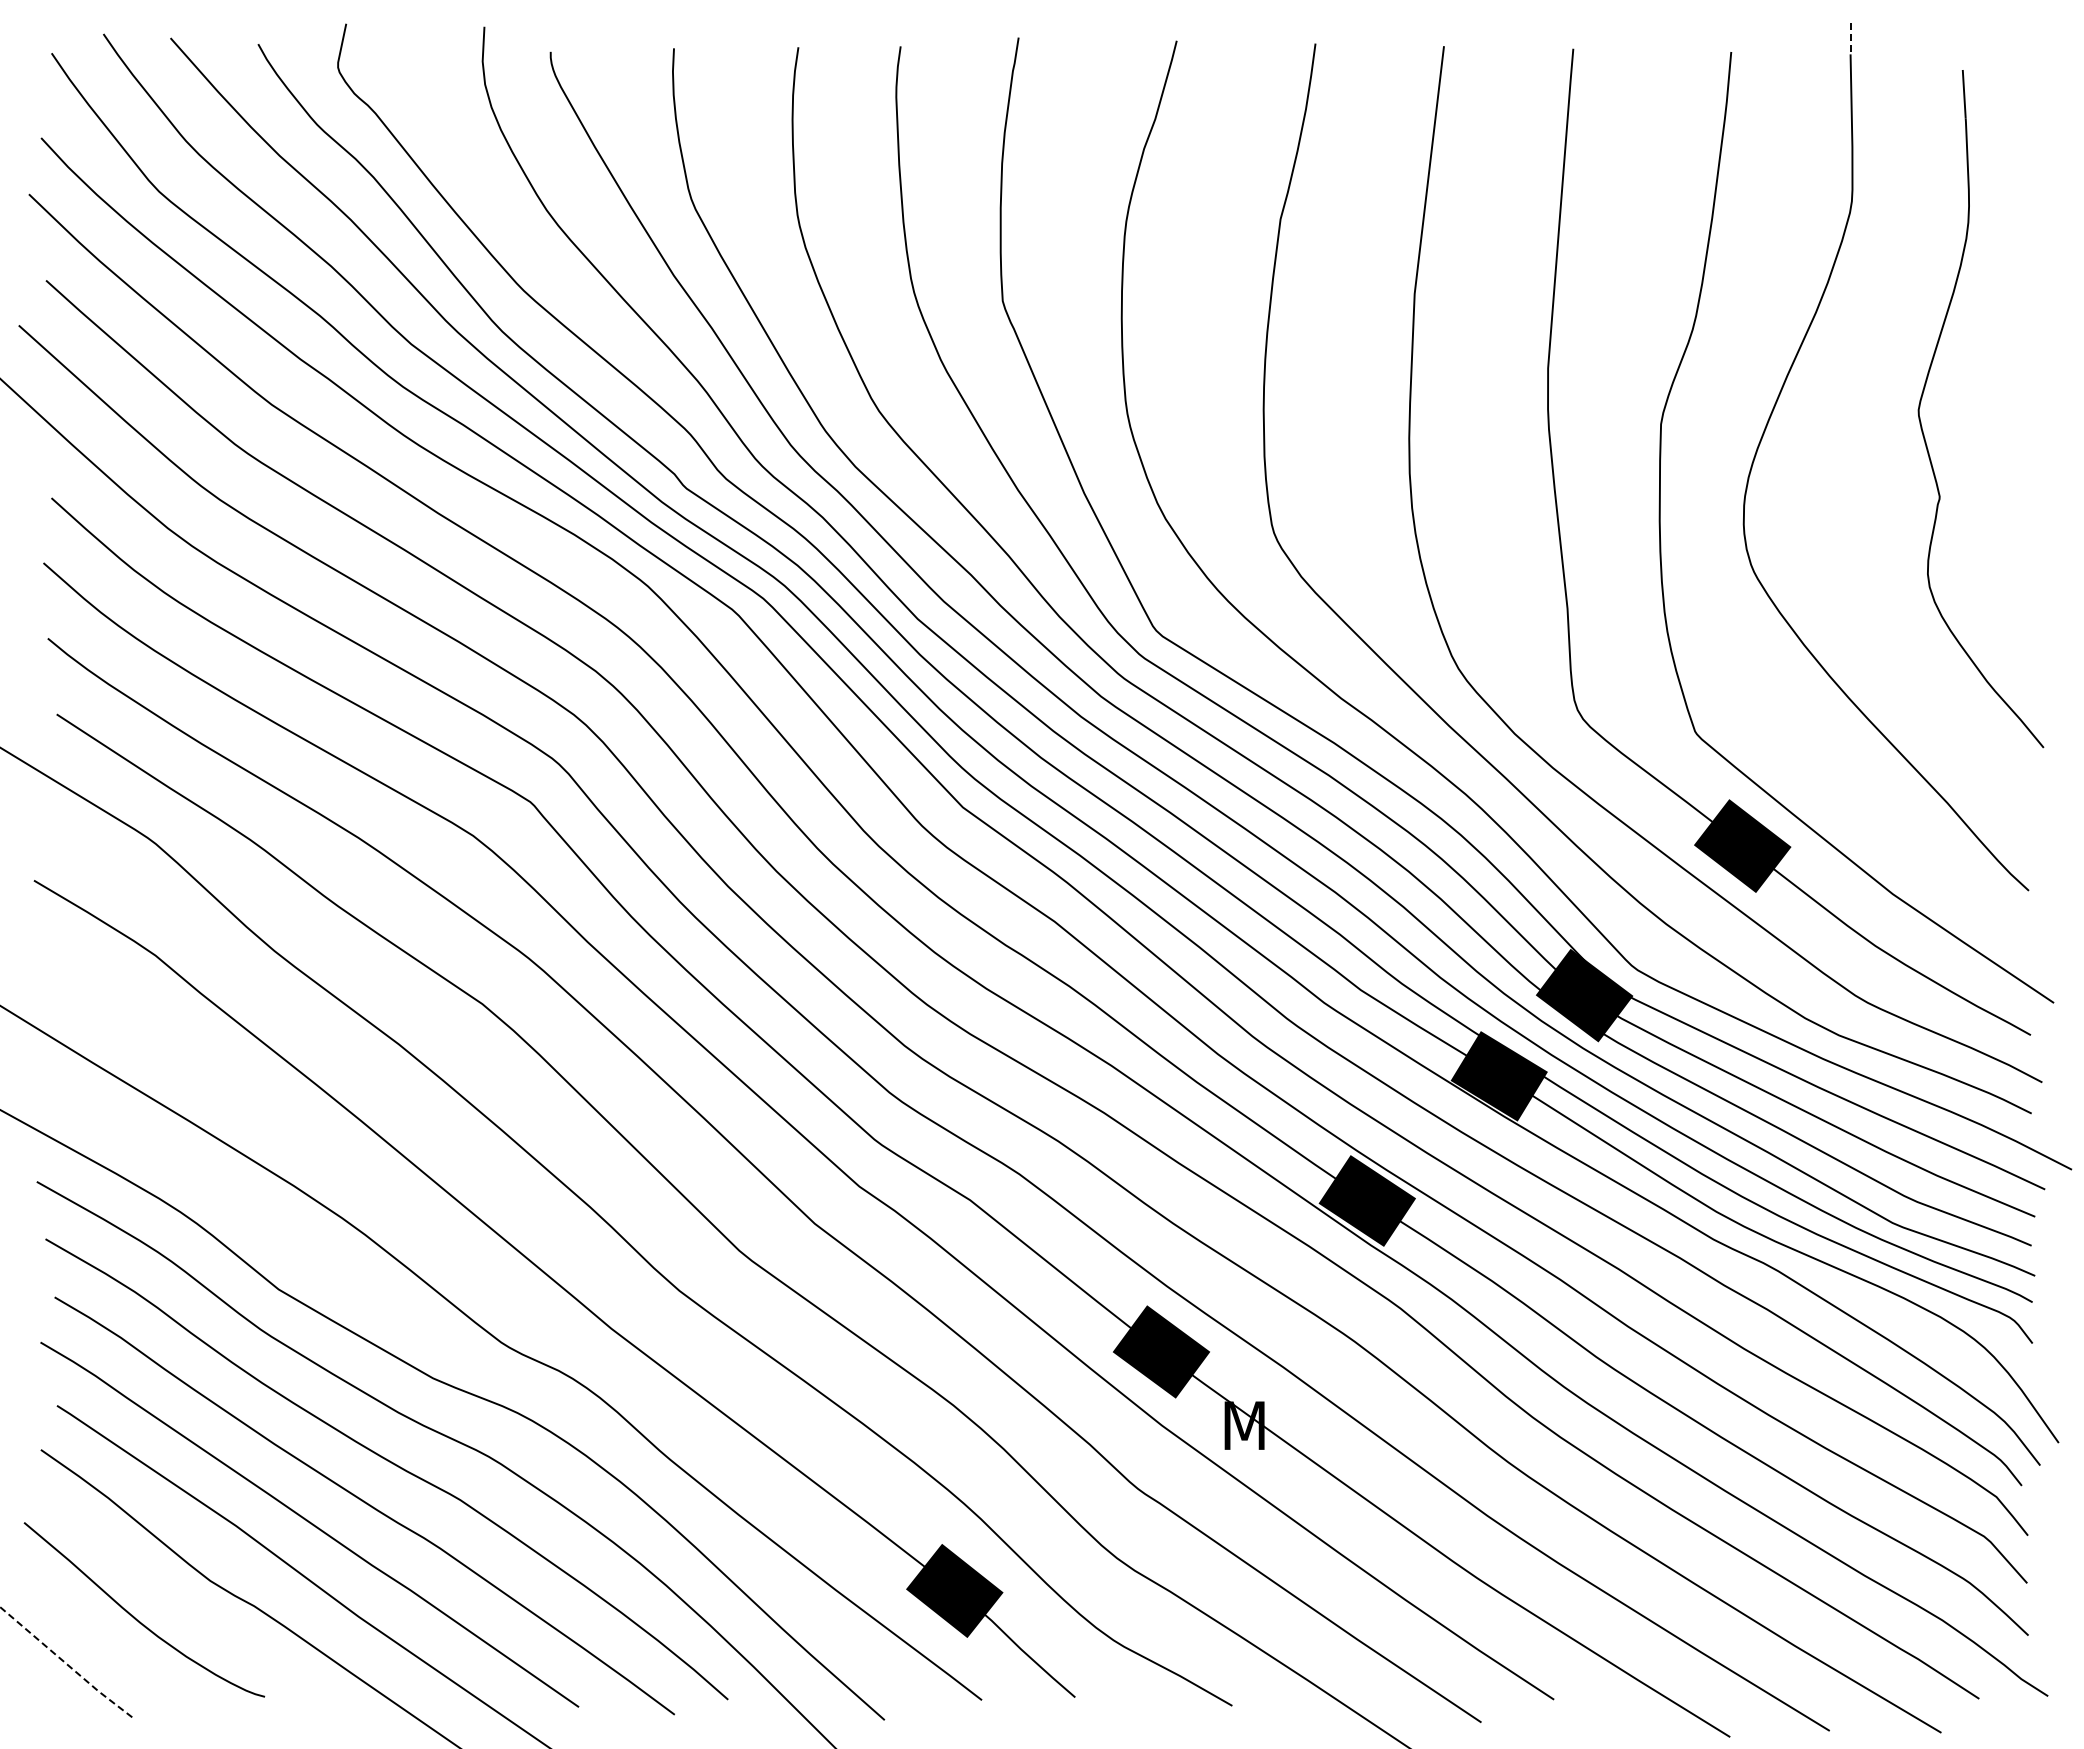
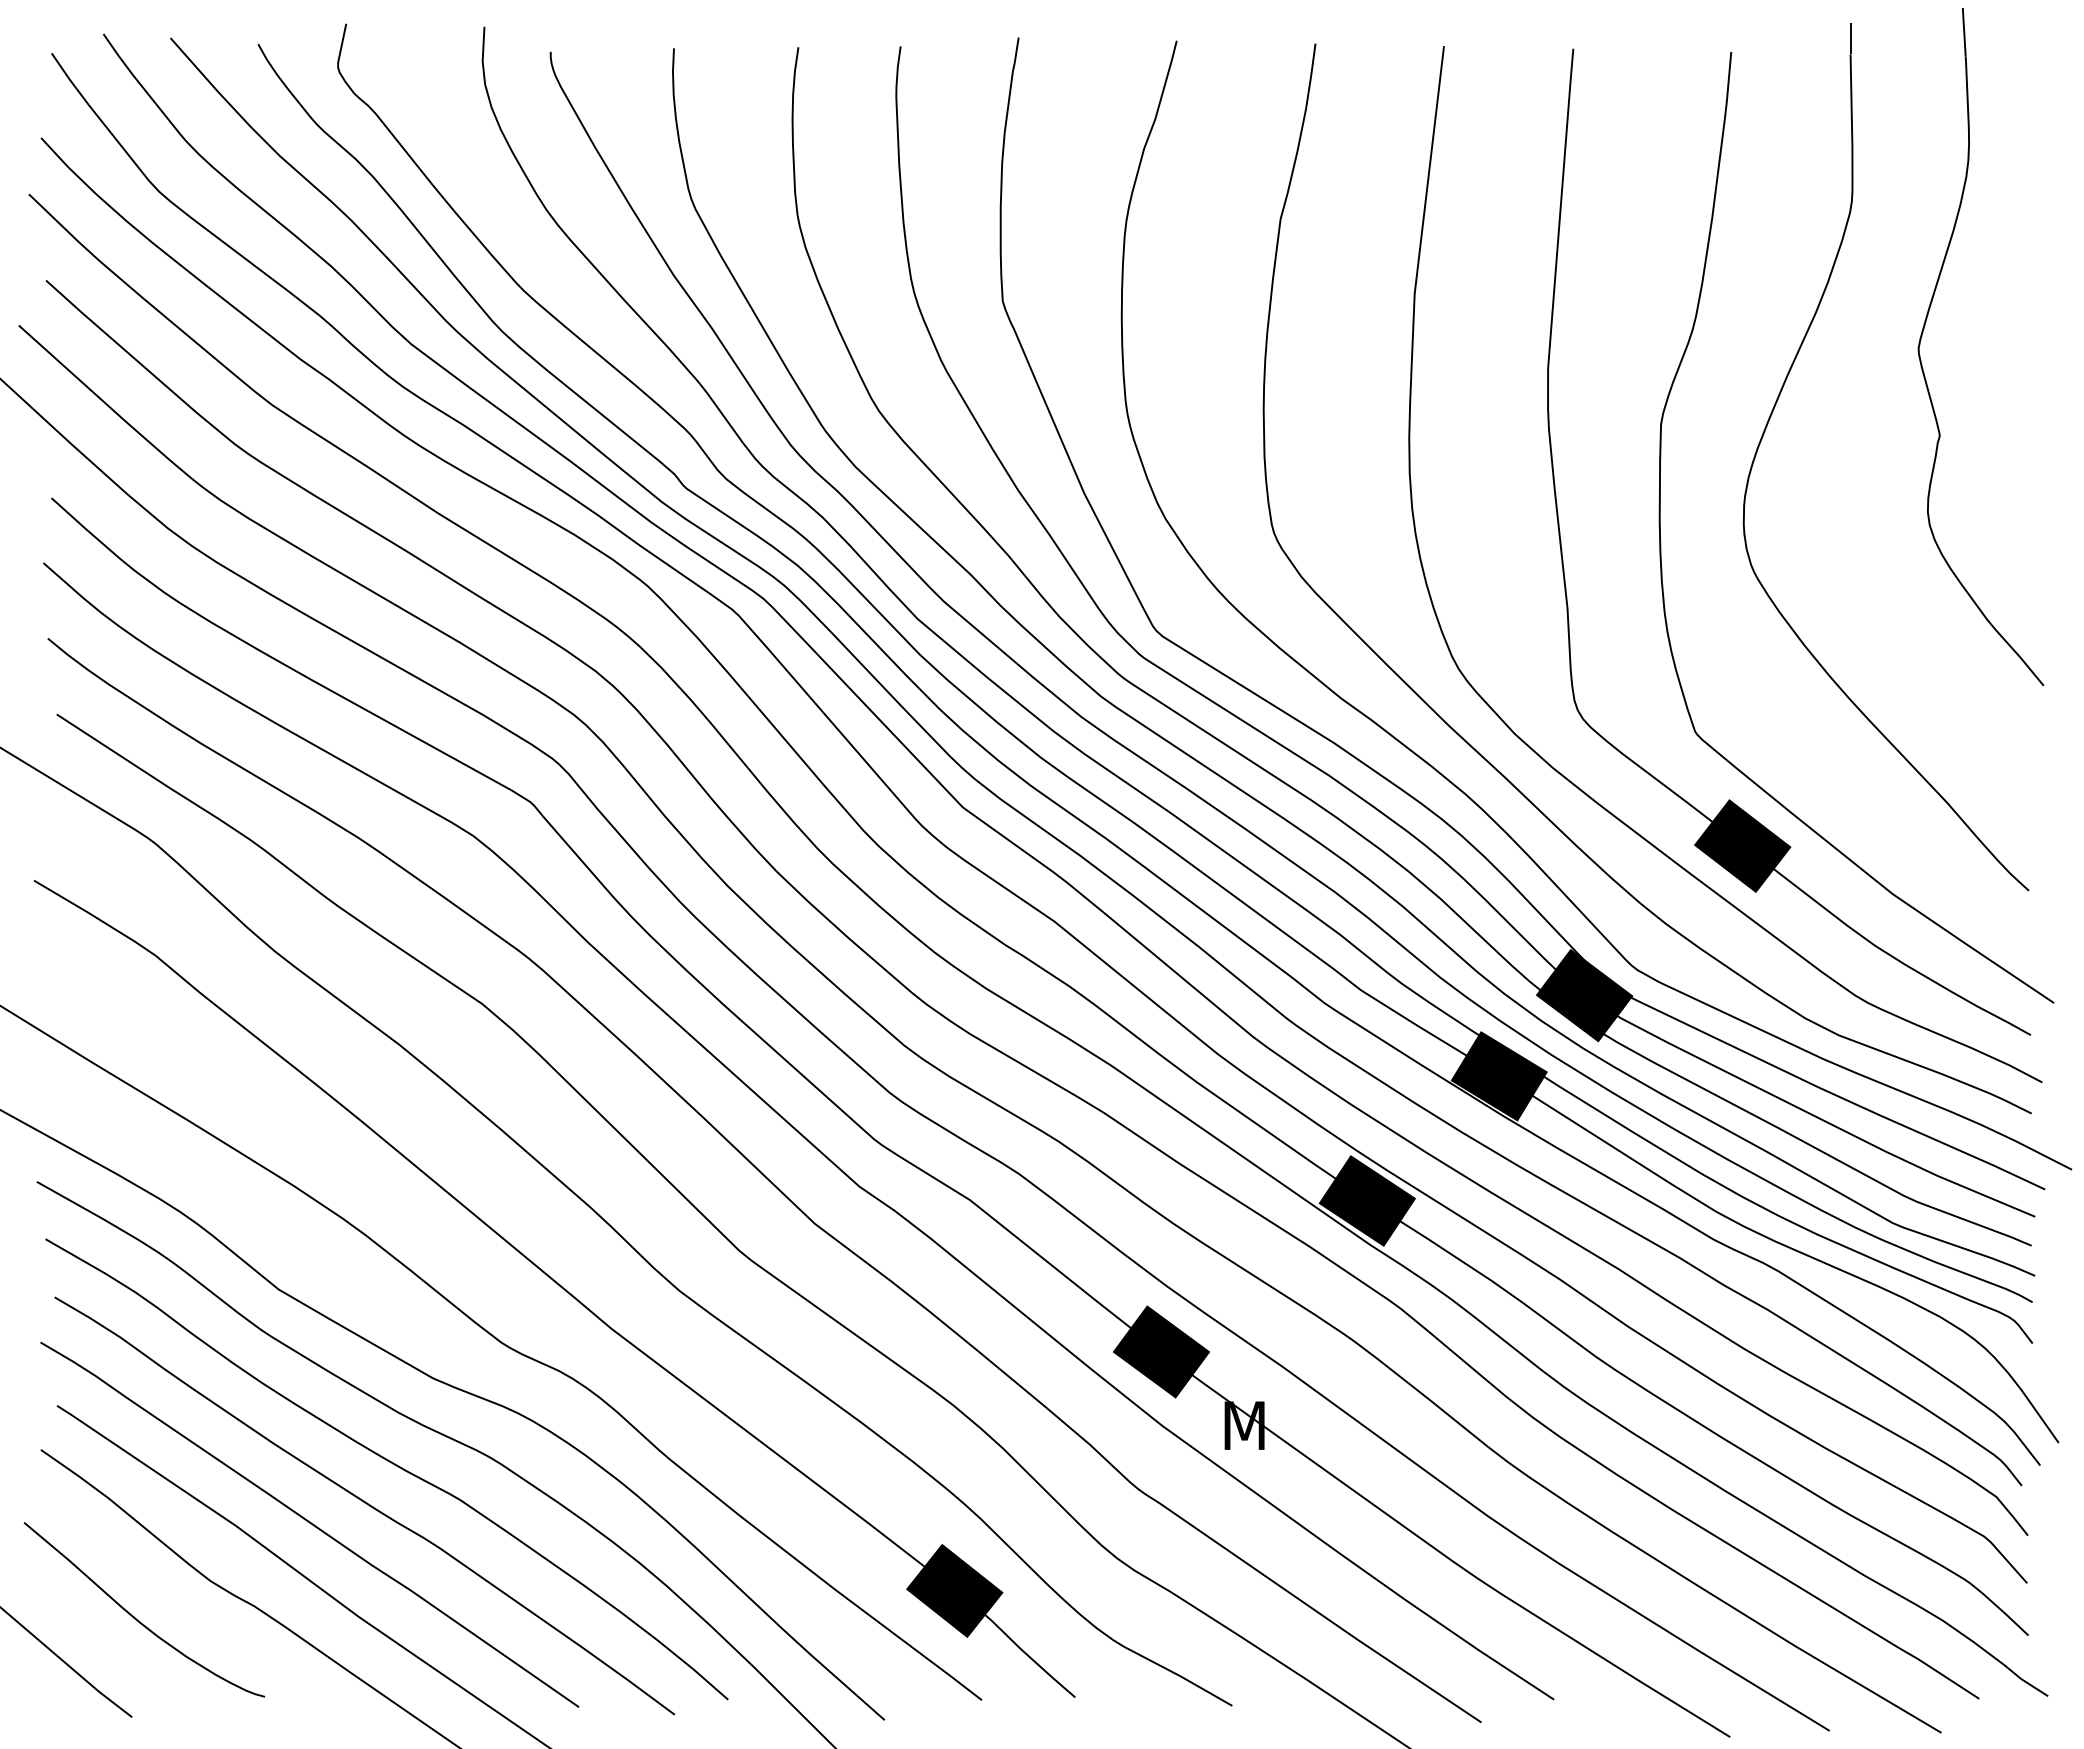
line: dashed -> solid (1850, 40)
part position: (1924, 391) -> (1924, 329) (1924, 329)
line: dashed -> solid (66, 1663)
